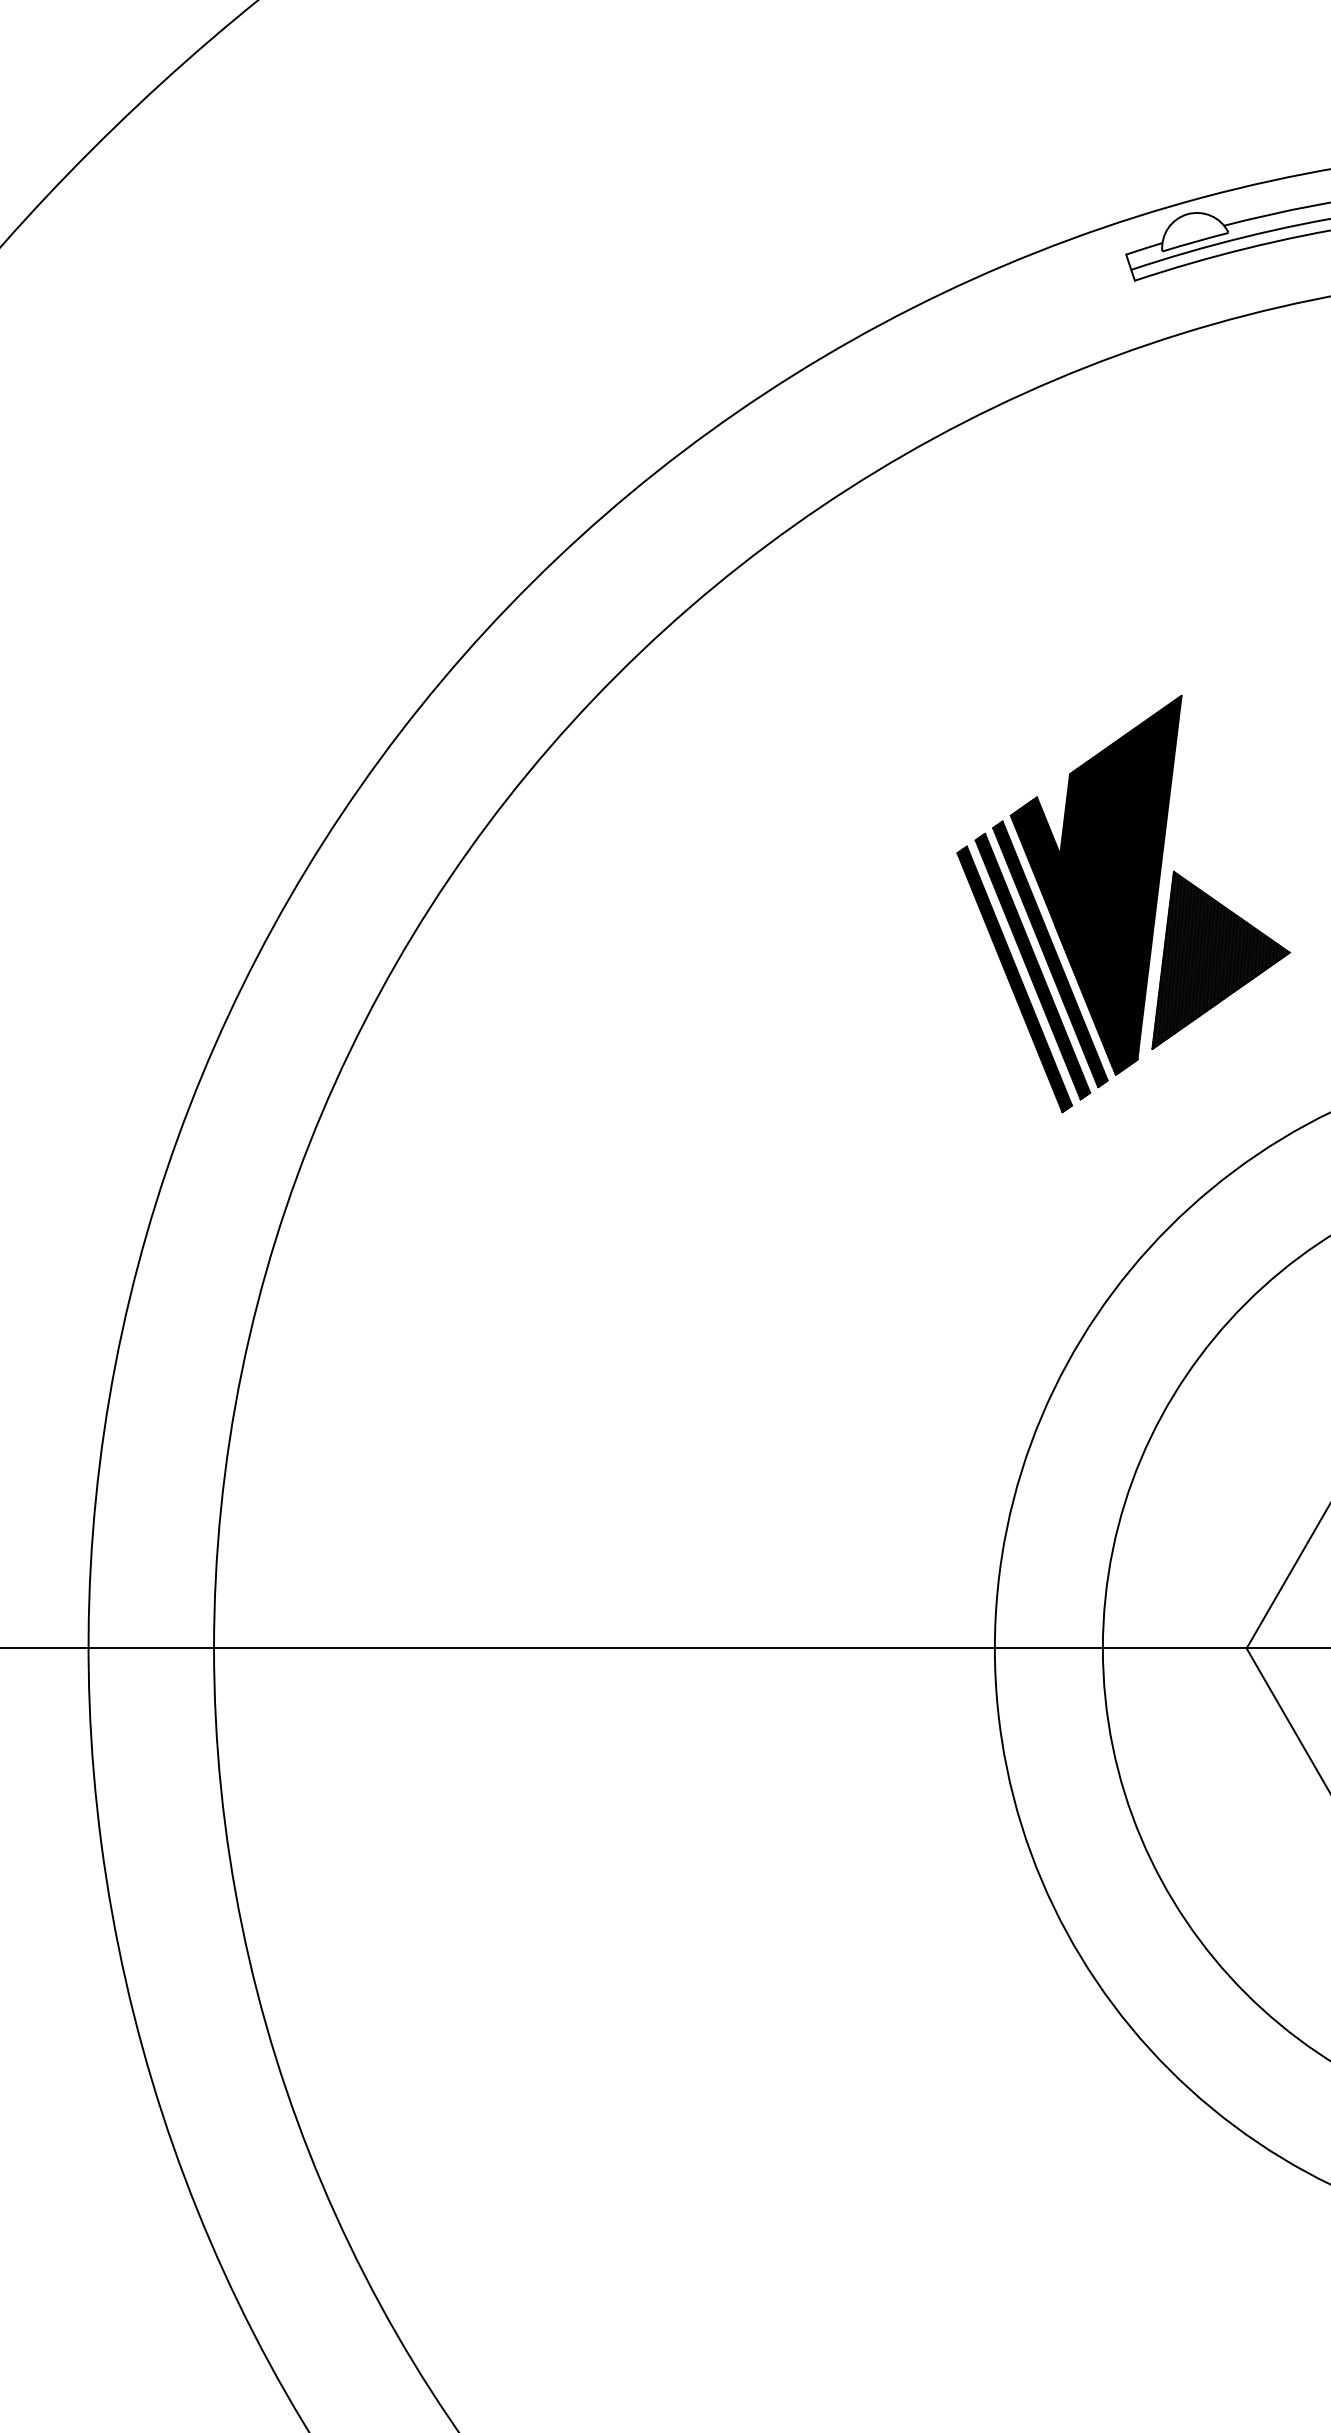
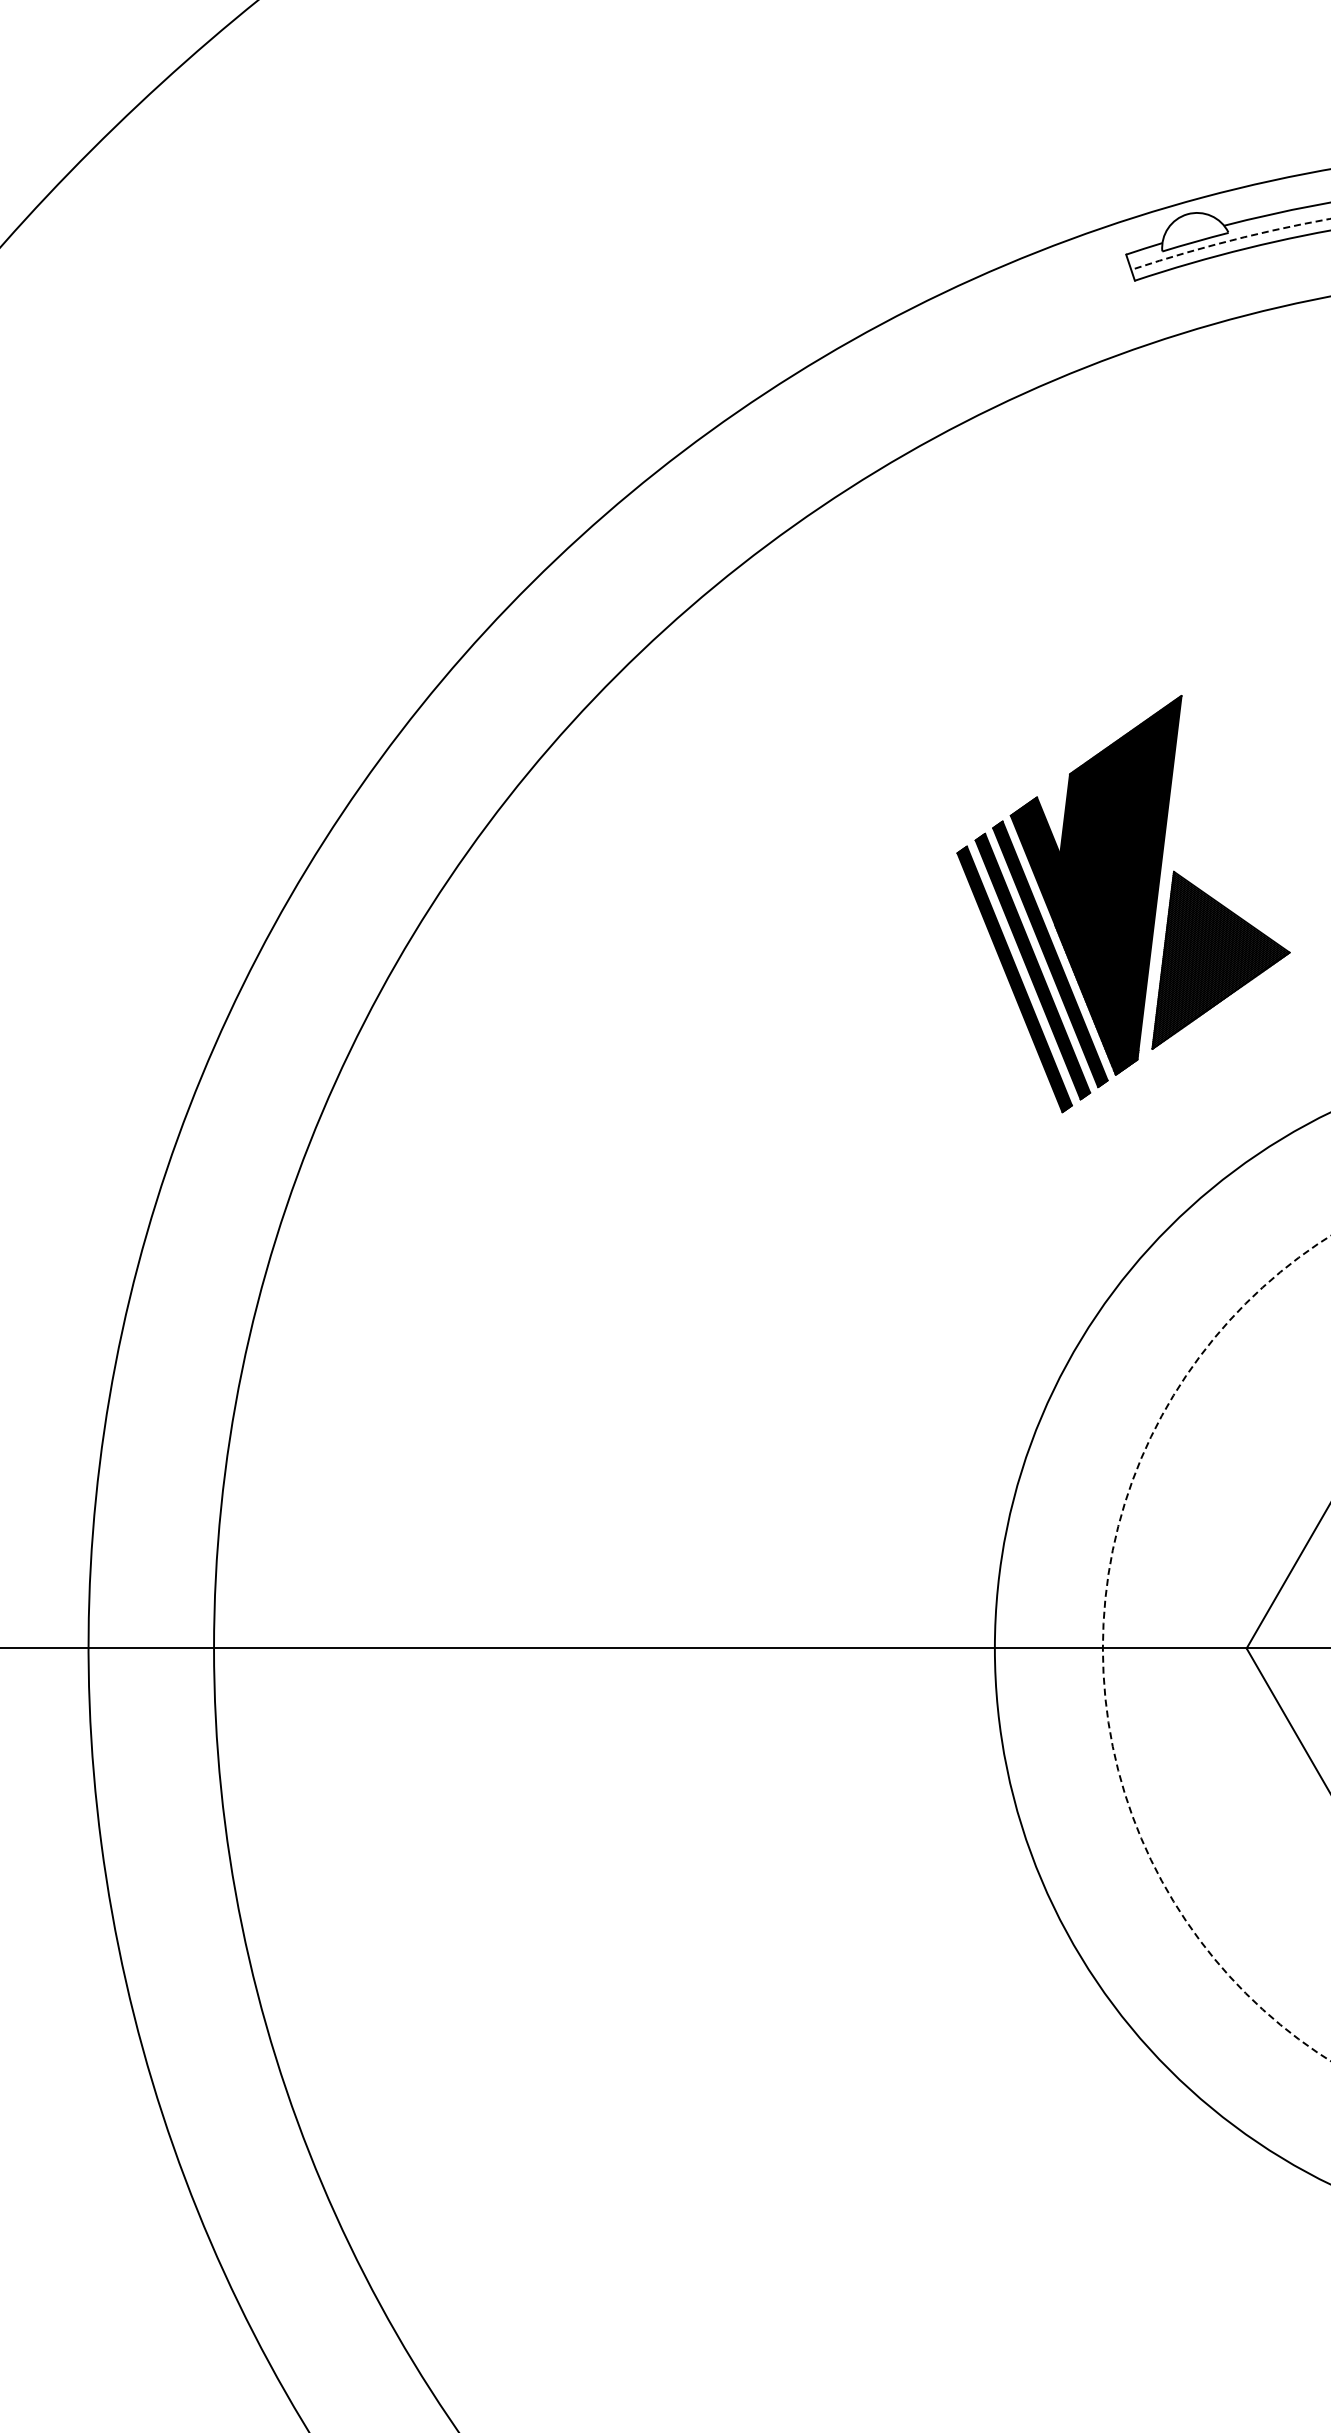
arc: solid -> dashed (1230, 240)
circle: solid -> dashed (1216, 1648)
